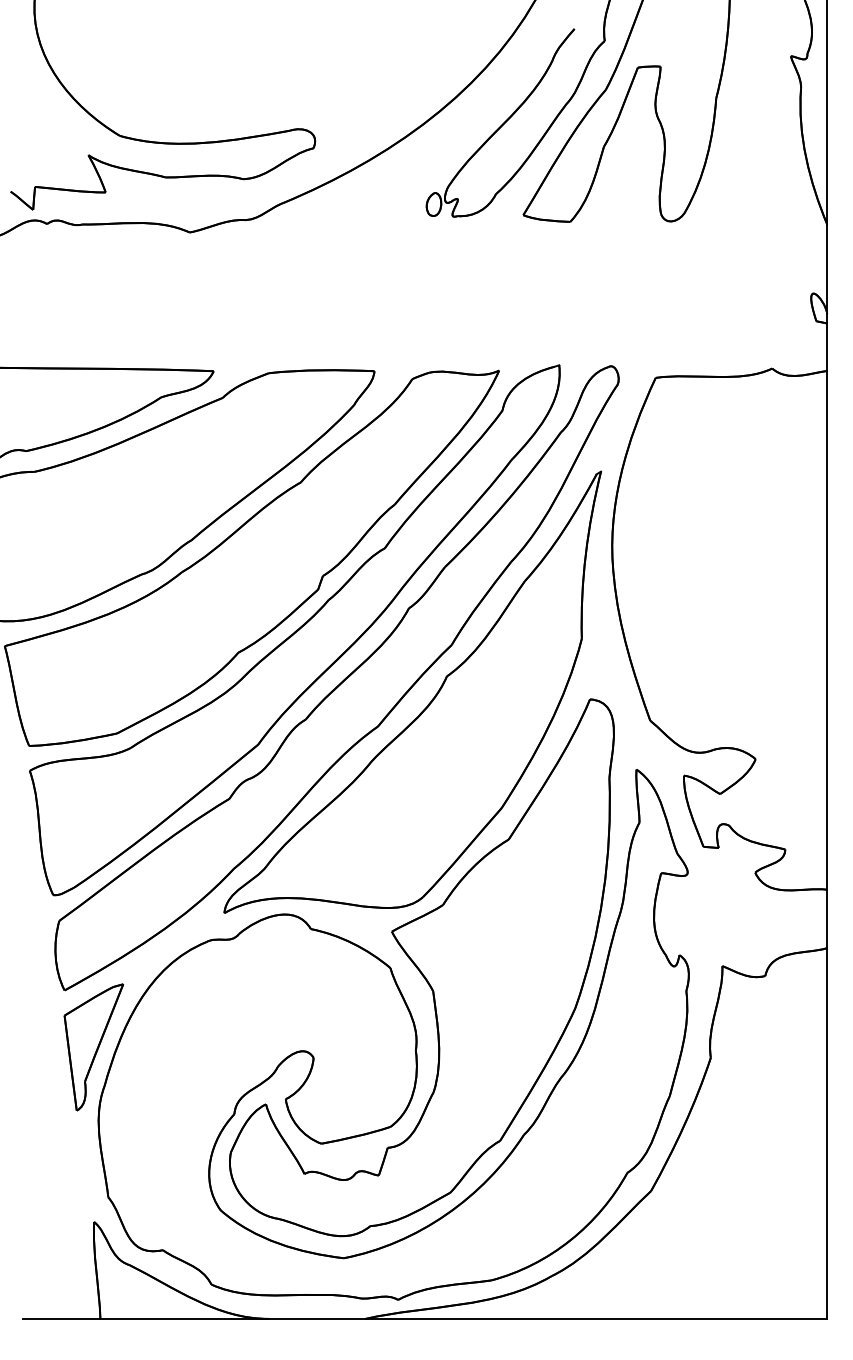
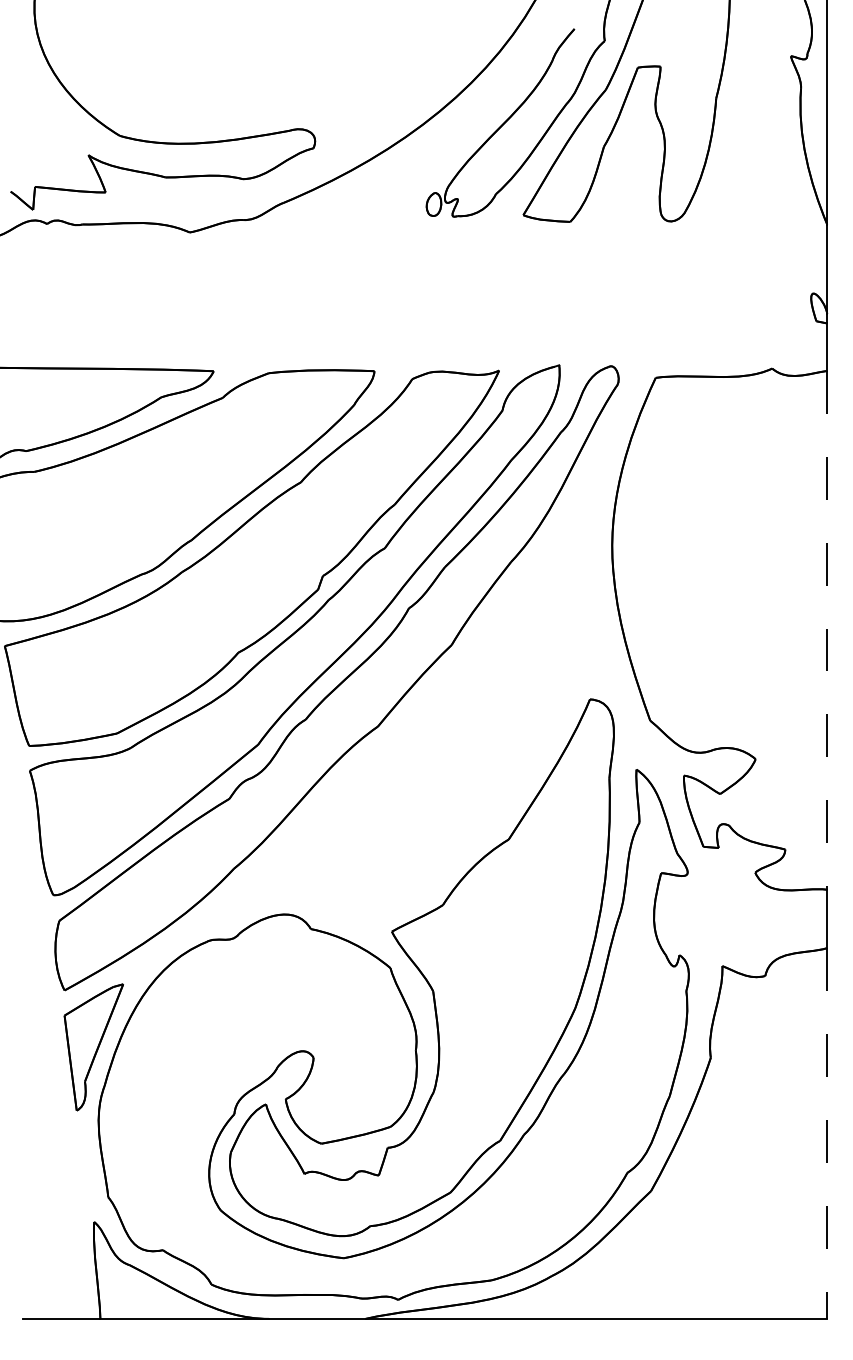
line: solid -> dashed (827, 630)
part: present -> none (428, 703)
line: solid -> dashed (827, 1134)
